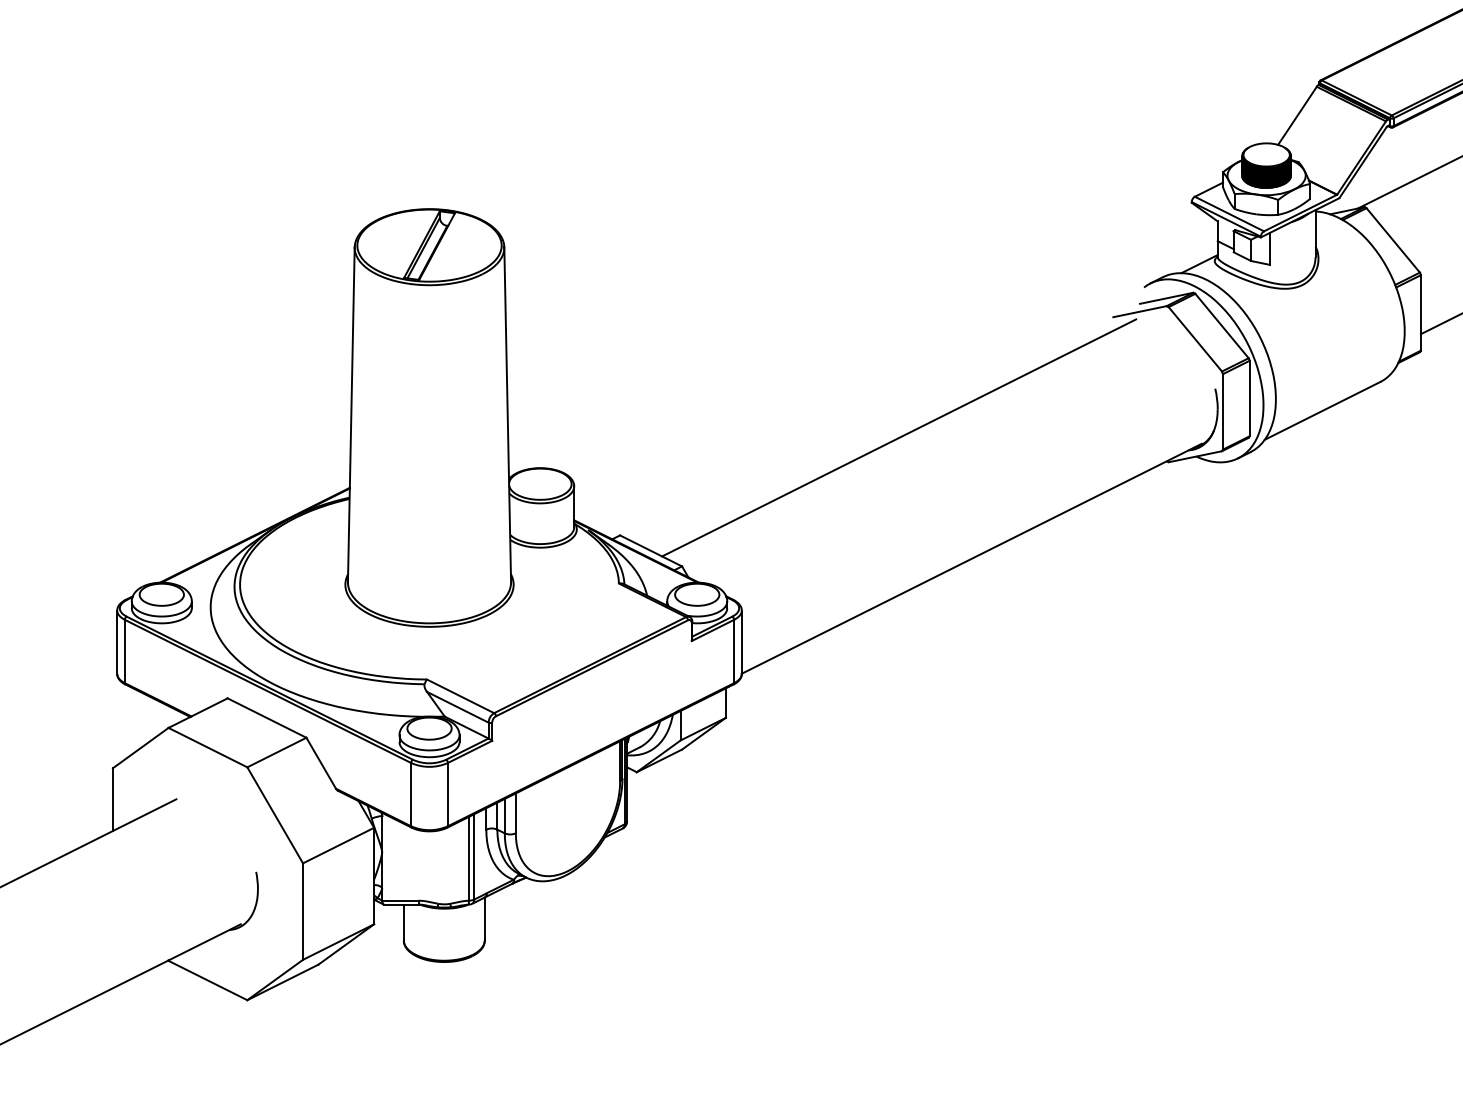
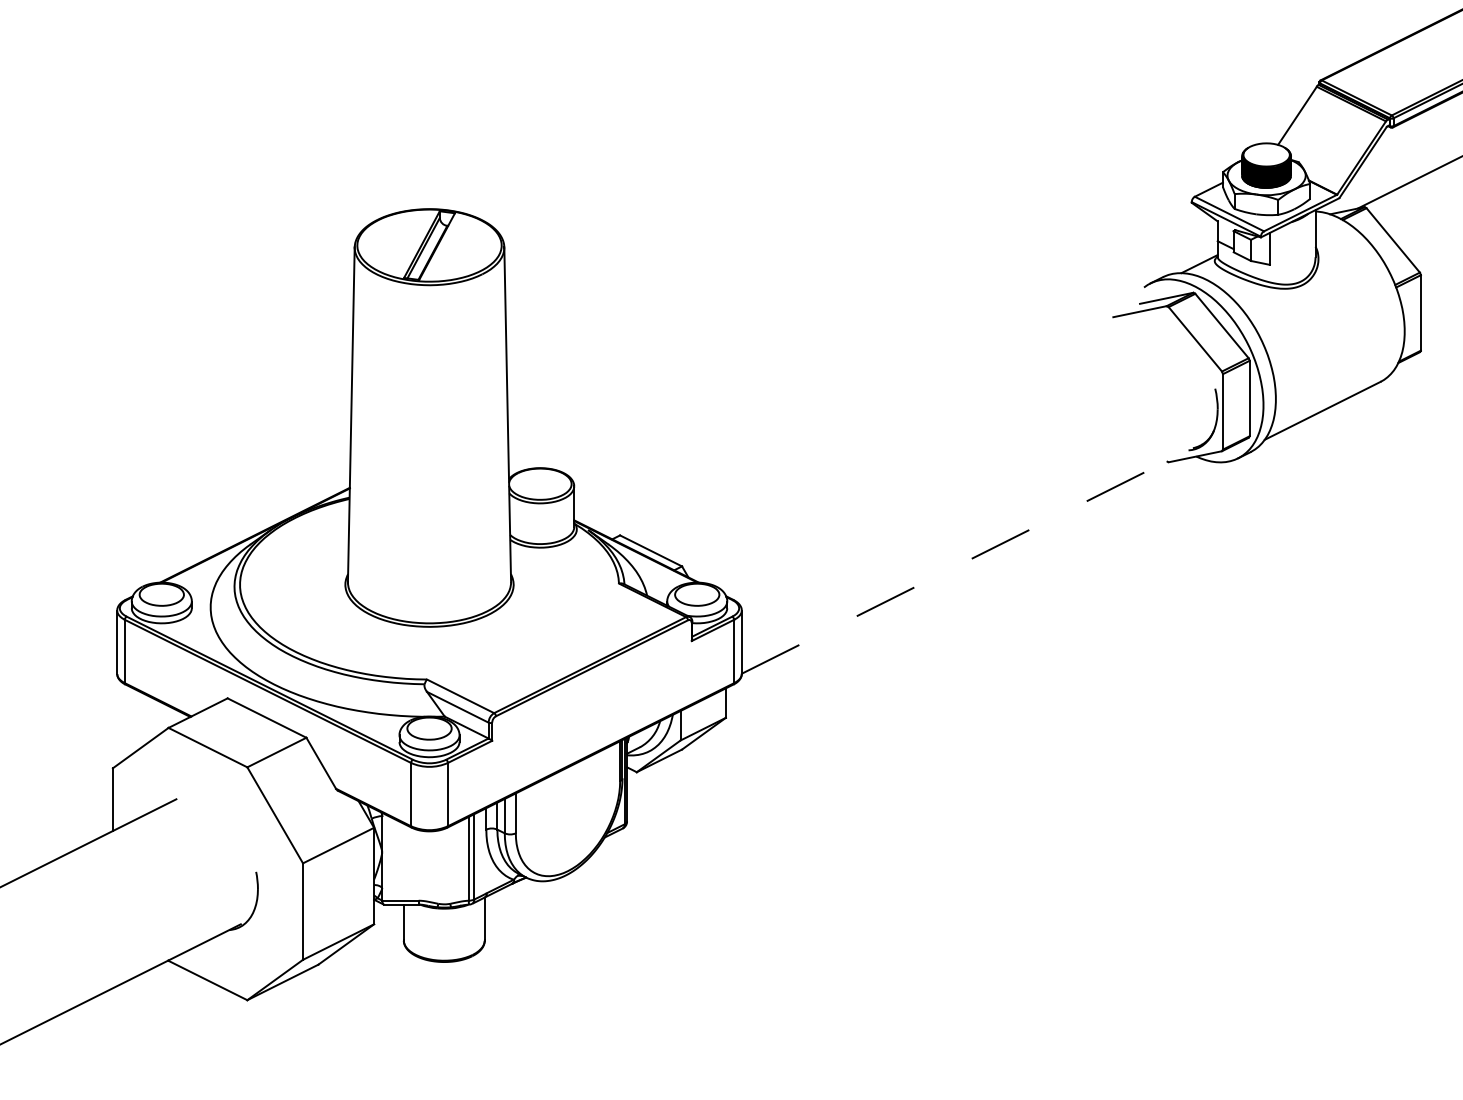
line: present -> none (1439, 324)
line: present -> none (899, 437)
line: solid -> dashed (972, 558)
